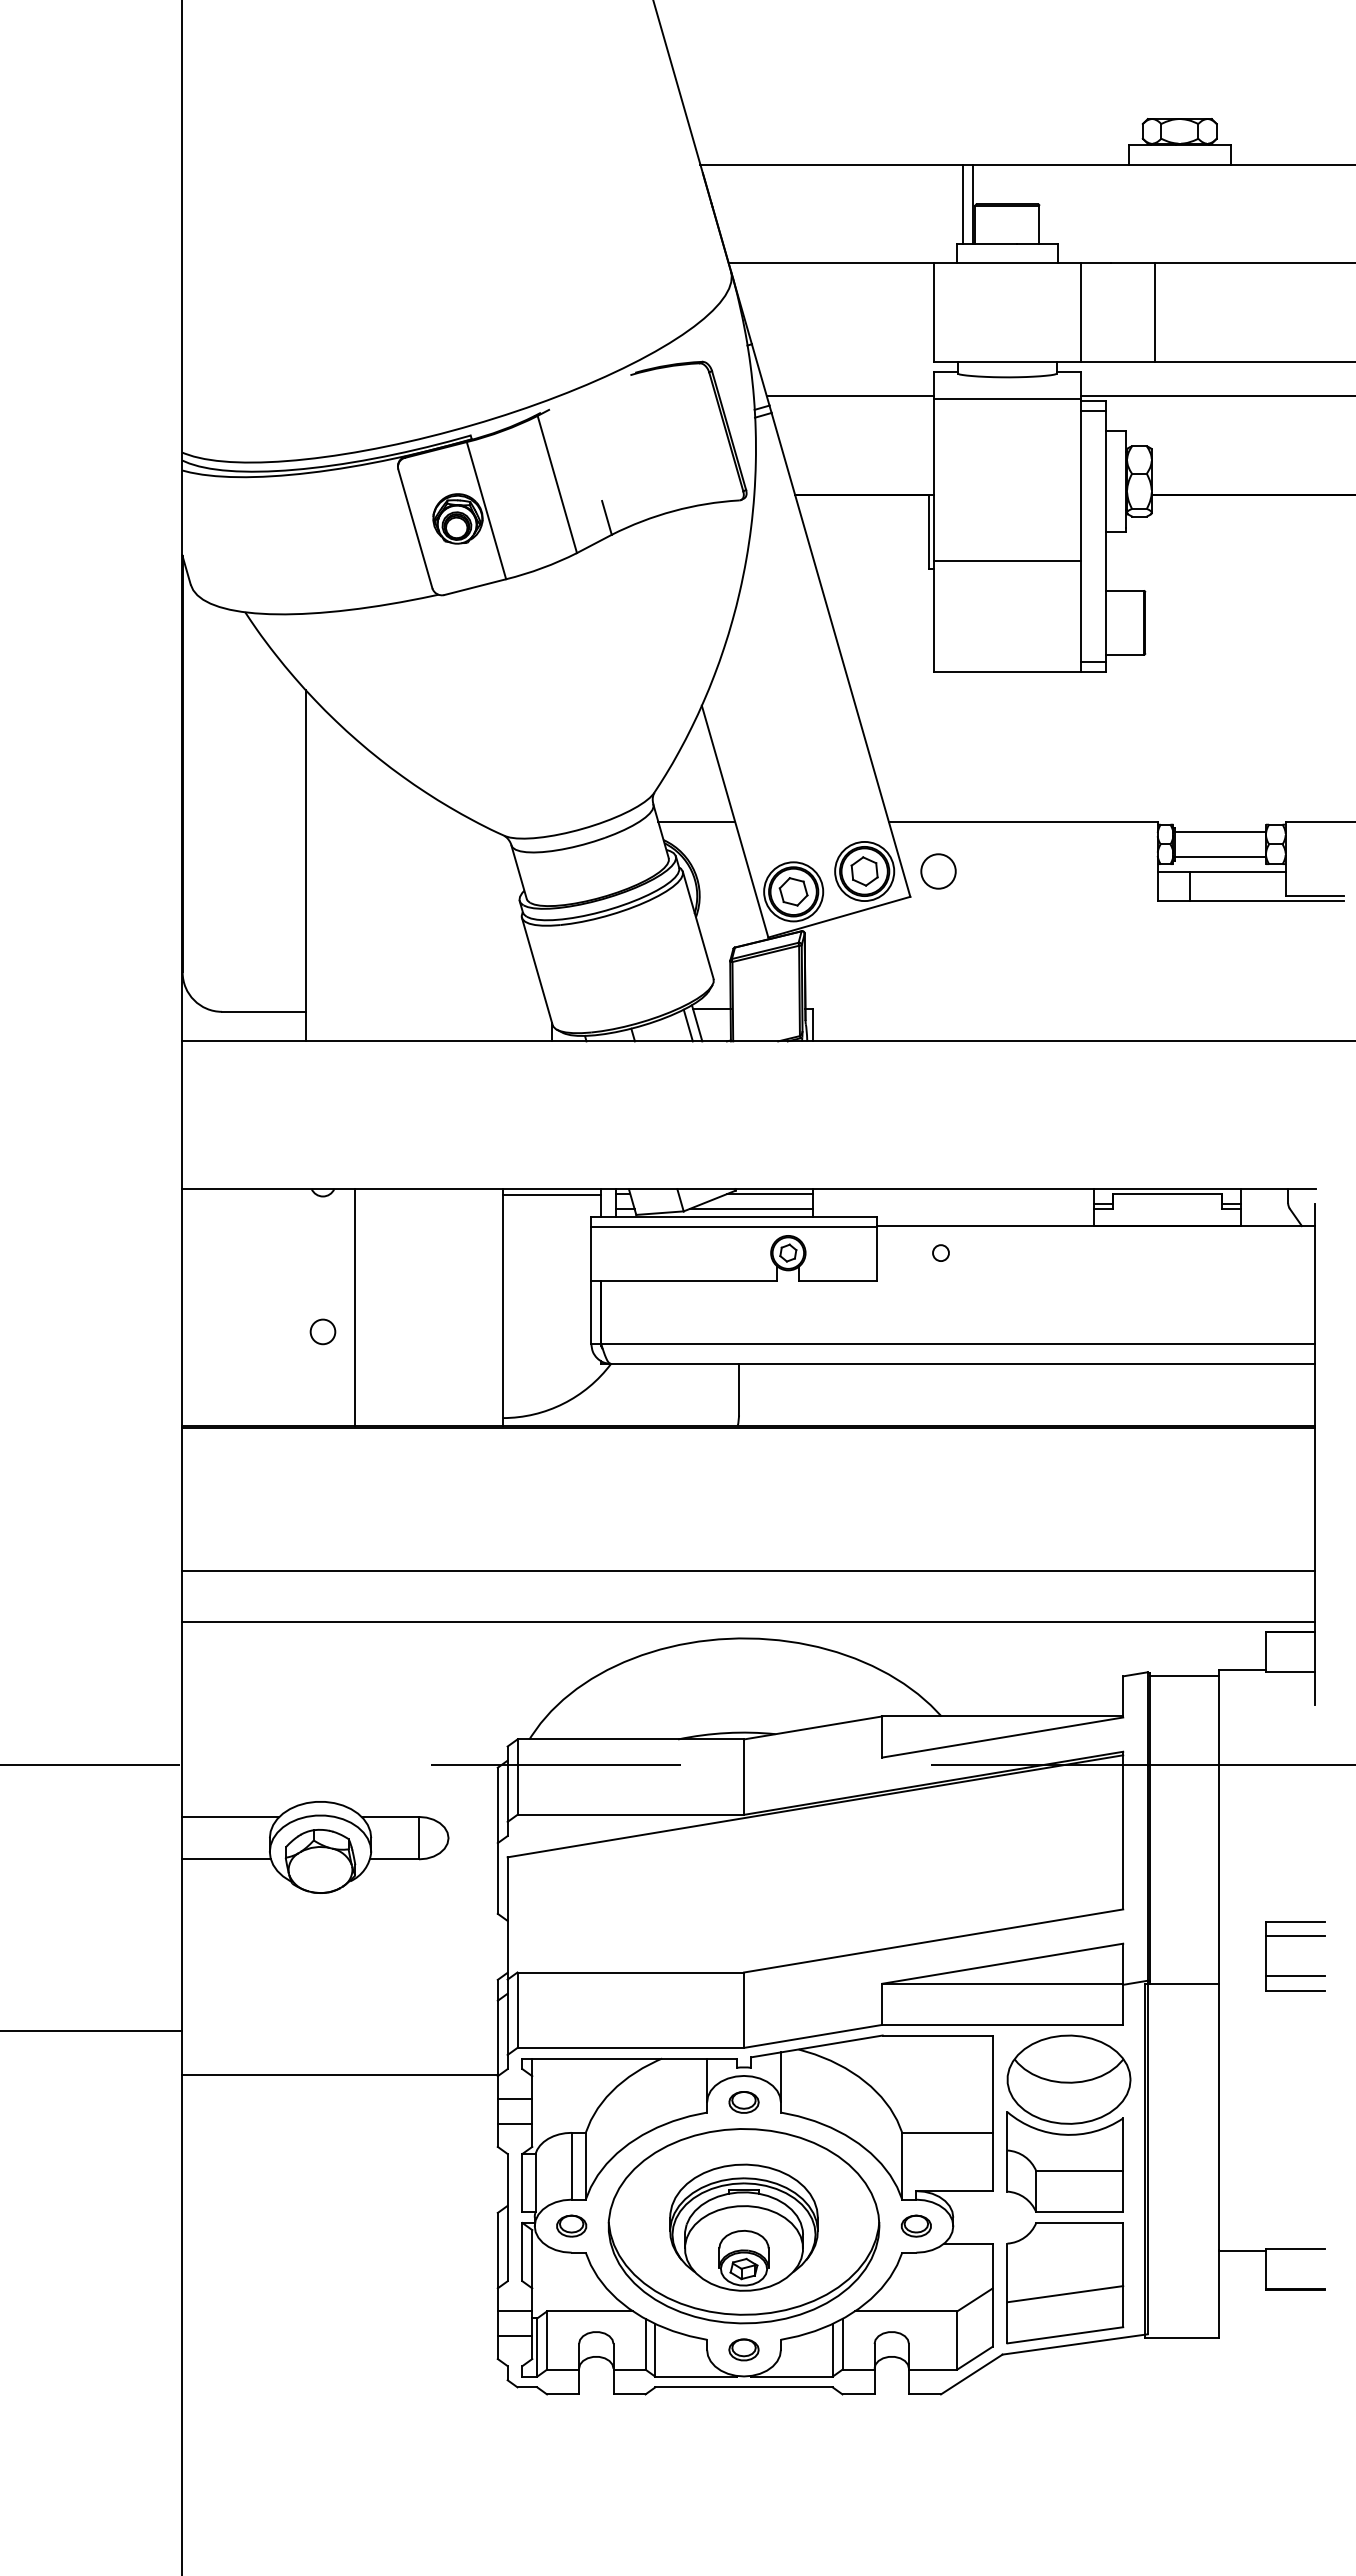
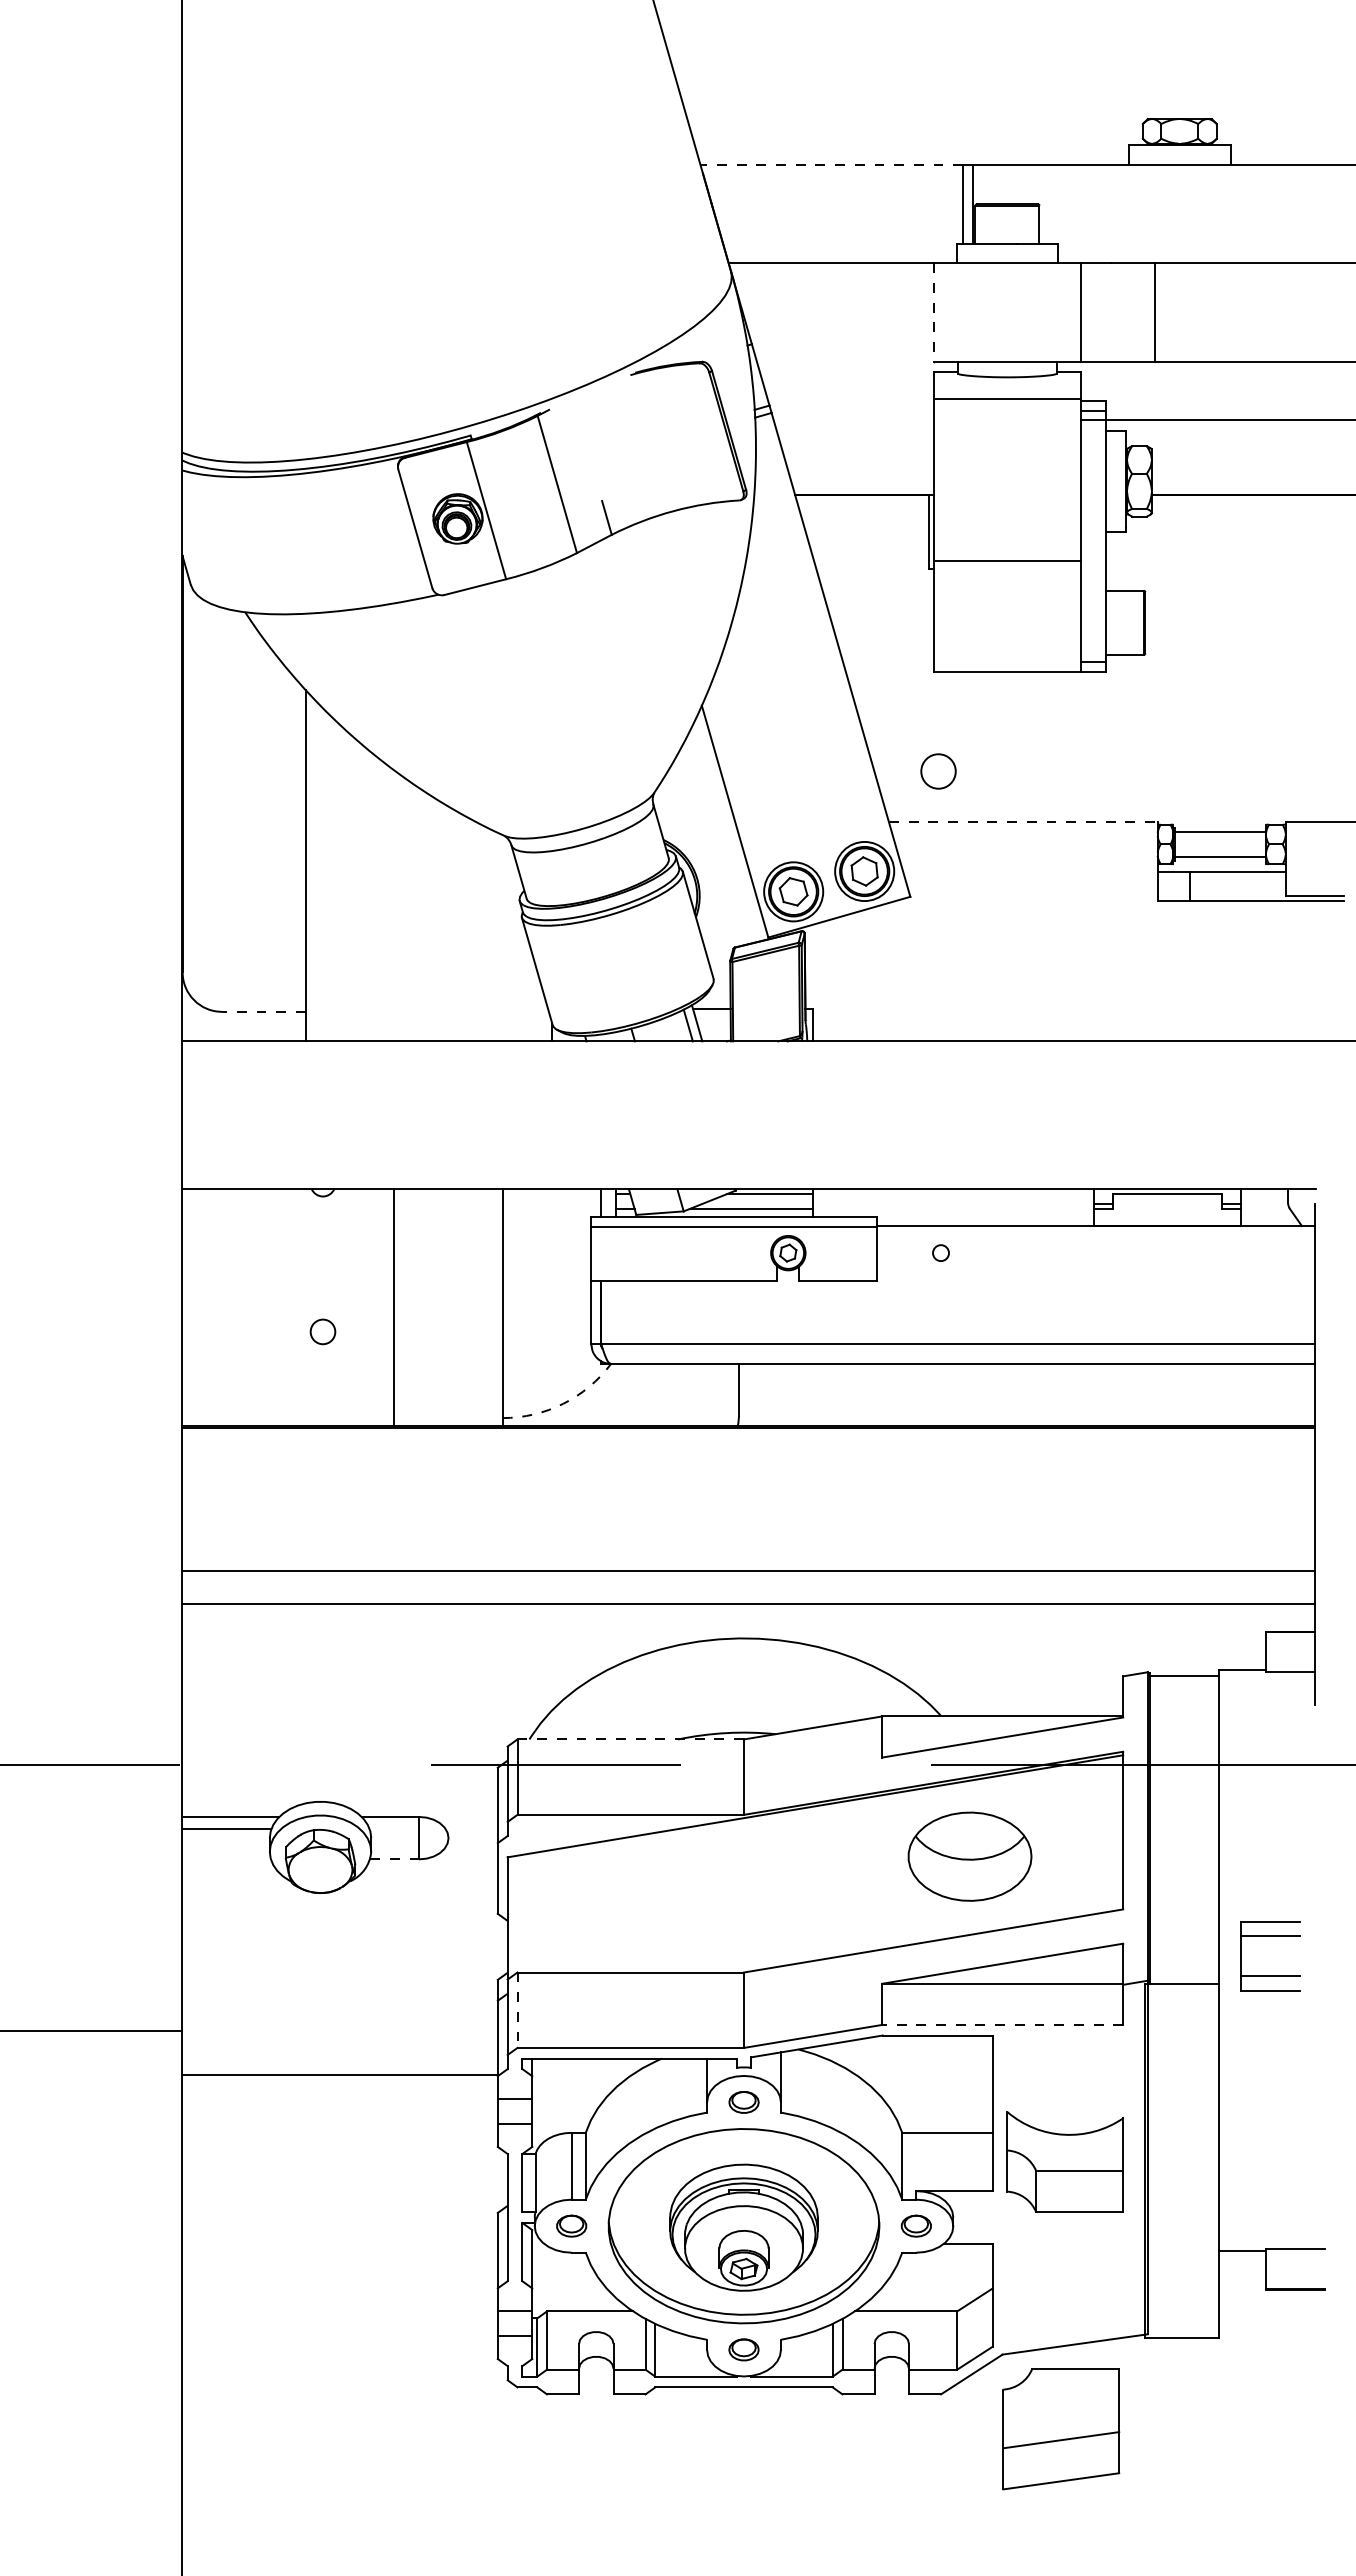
line: solid -> dashed (831, 164)
line: solid -> dashed (933, 313)
line: present -> none (849, 396)
line position: (1216, 396) -> (1216, 420) (1216, 420)
line: present -> none (696, 822)
line: solid -> dashed (1023, 822)
circle position: (938, 871) -> (938, 771) (938, 771)
line: solid -> dashed (263, 1011)
line: present -> none (551, 1195)
line position: (355, 1307) -> (394, 1307) (394, 1307)
arc: solid -> dashed (563, 1403)
line position: (748, 1622) -> (748, 1604) (748, 1604)
line: solid -> dashed (630, 1739)
line position: (226, 1859) -> (226, 1829) (226, 1829)
line: solid -> dashed (395, 1859)
part position: (1295, 1975) -> (1270, 1975) (1270, 1975)
line: solid -> dashed (517, 2010)
line: solid -> dashed (1002, 2024)
part position: (1068, 2079) -> (969, 1856) (969, 1856)
part position: (1065, 2283) -> (1061, 2429) (1061, 2429)
